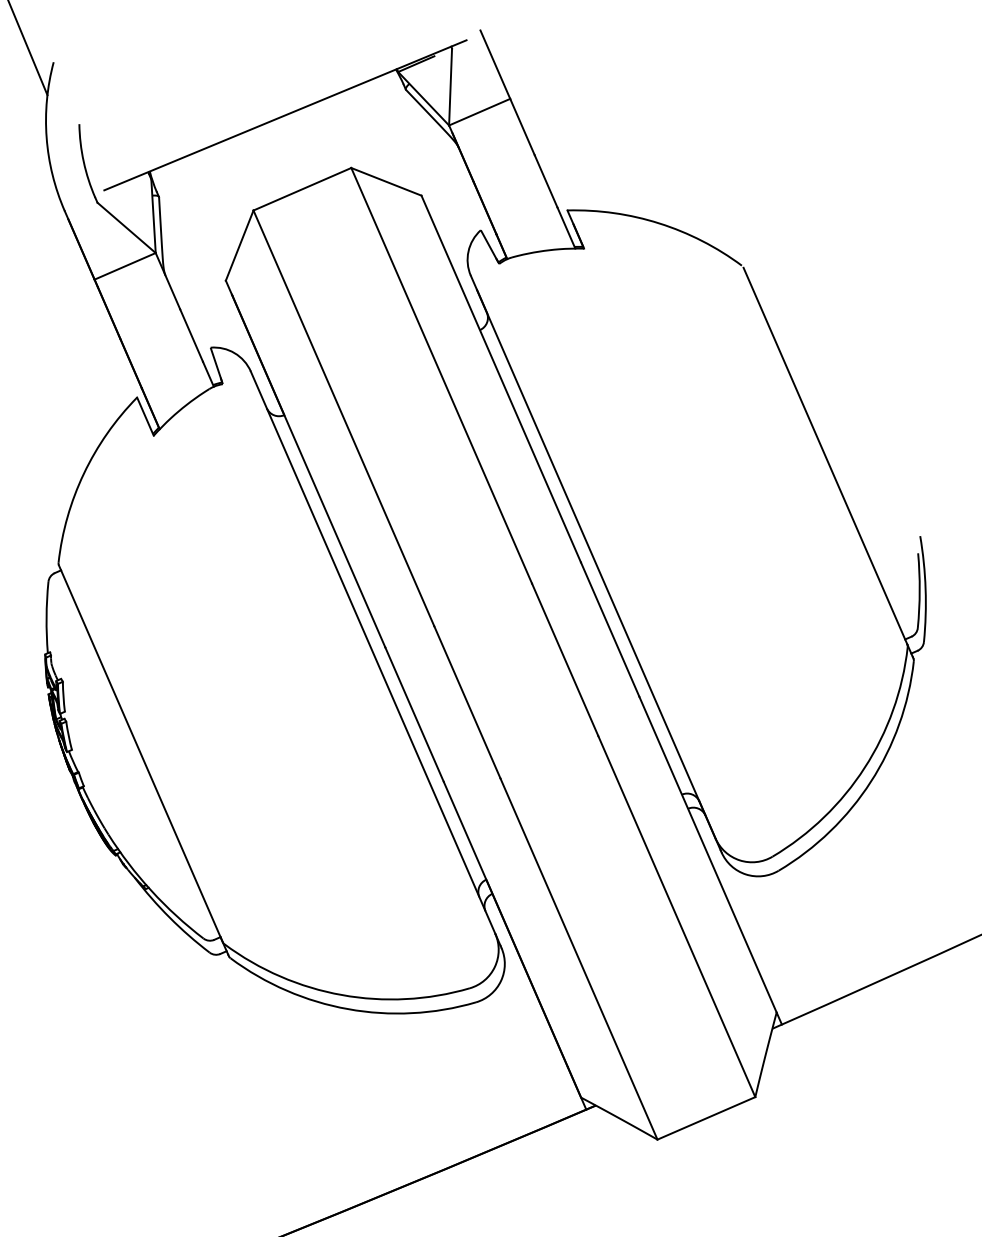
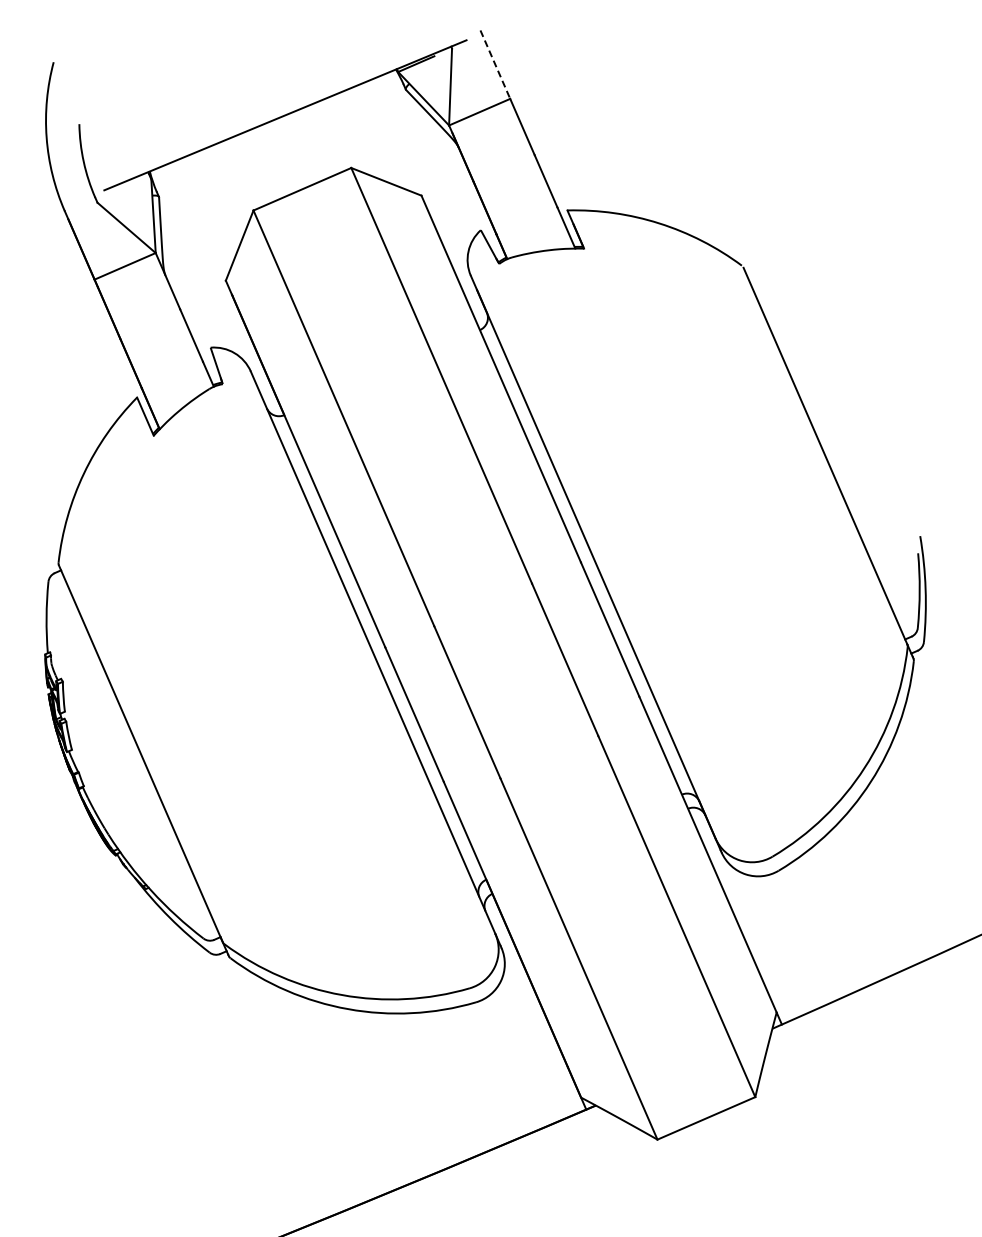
line: present -> none (28, 48)
line: solid -> dashed (495, 65)
